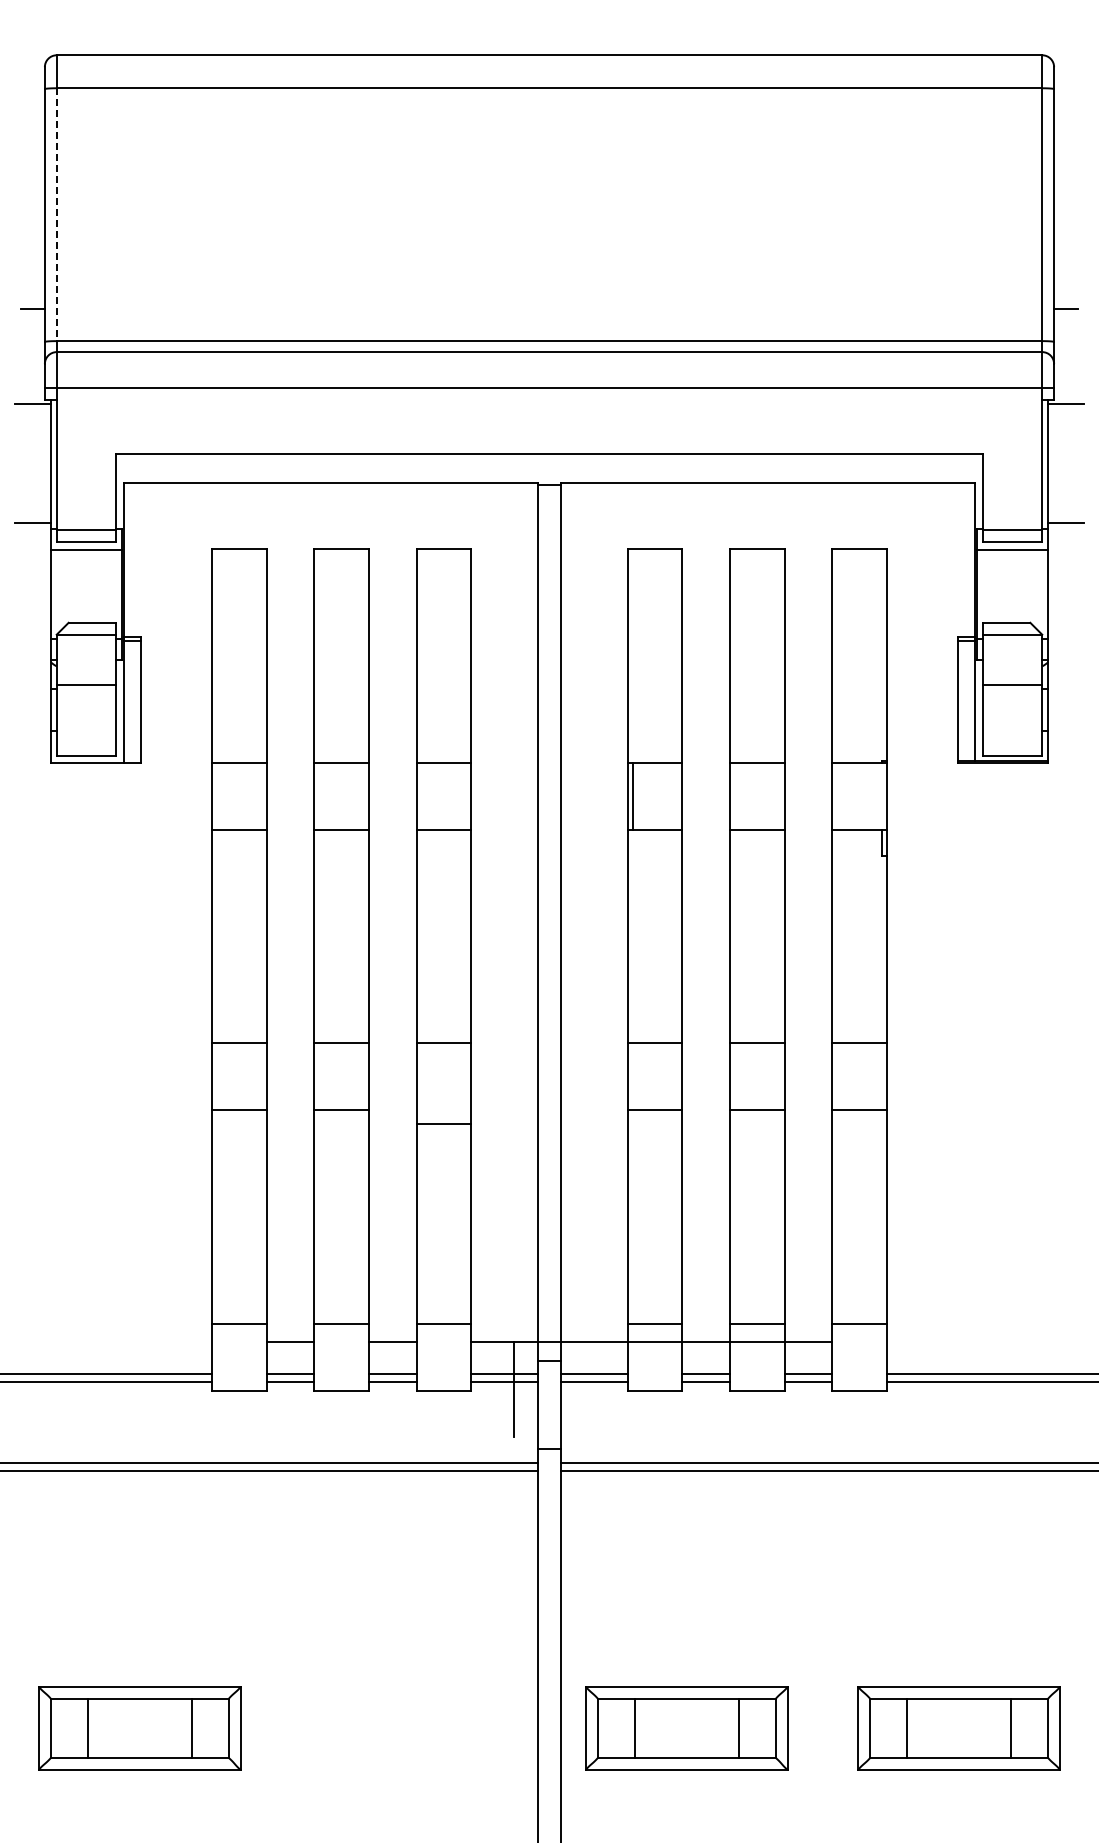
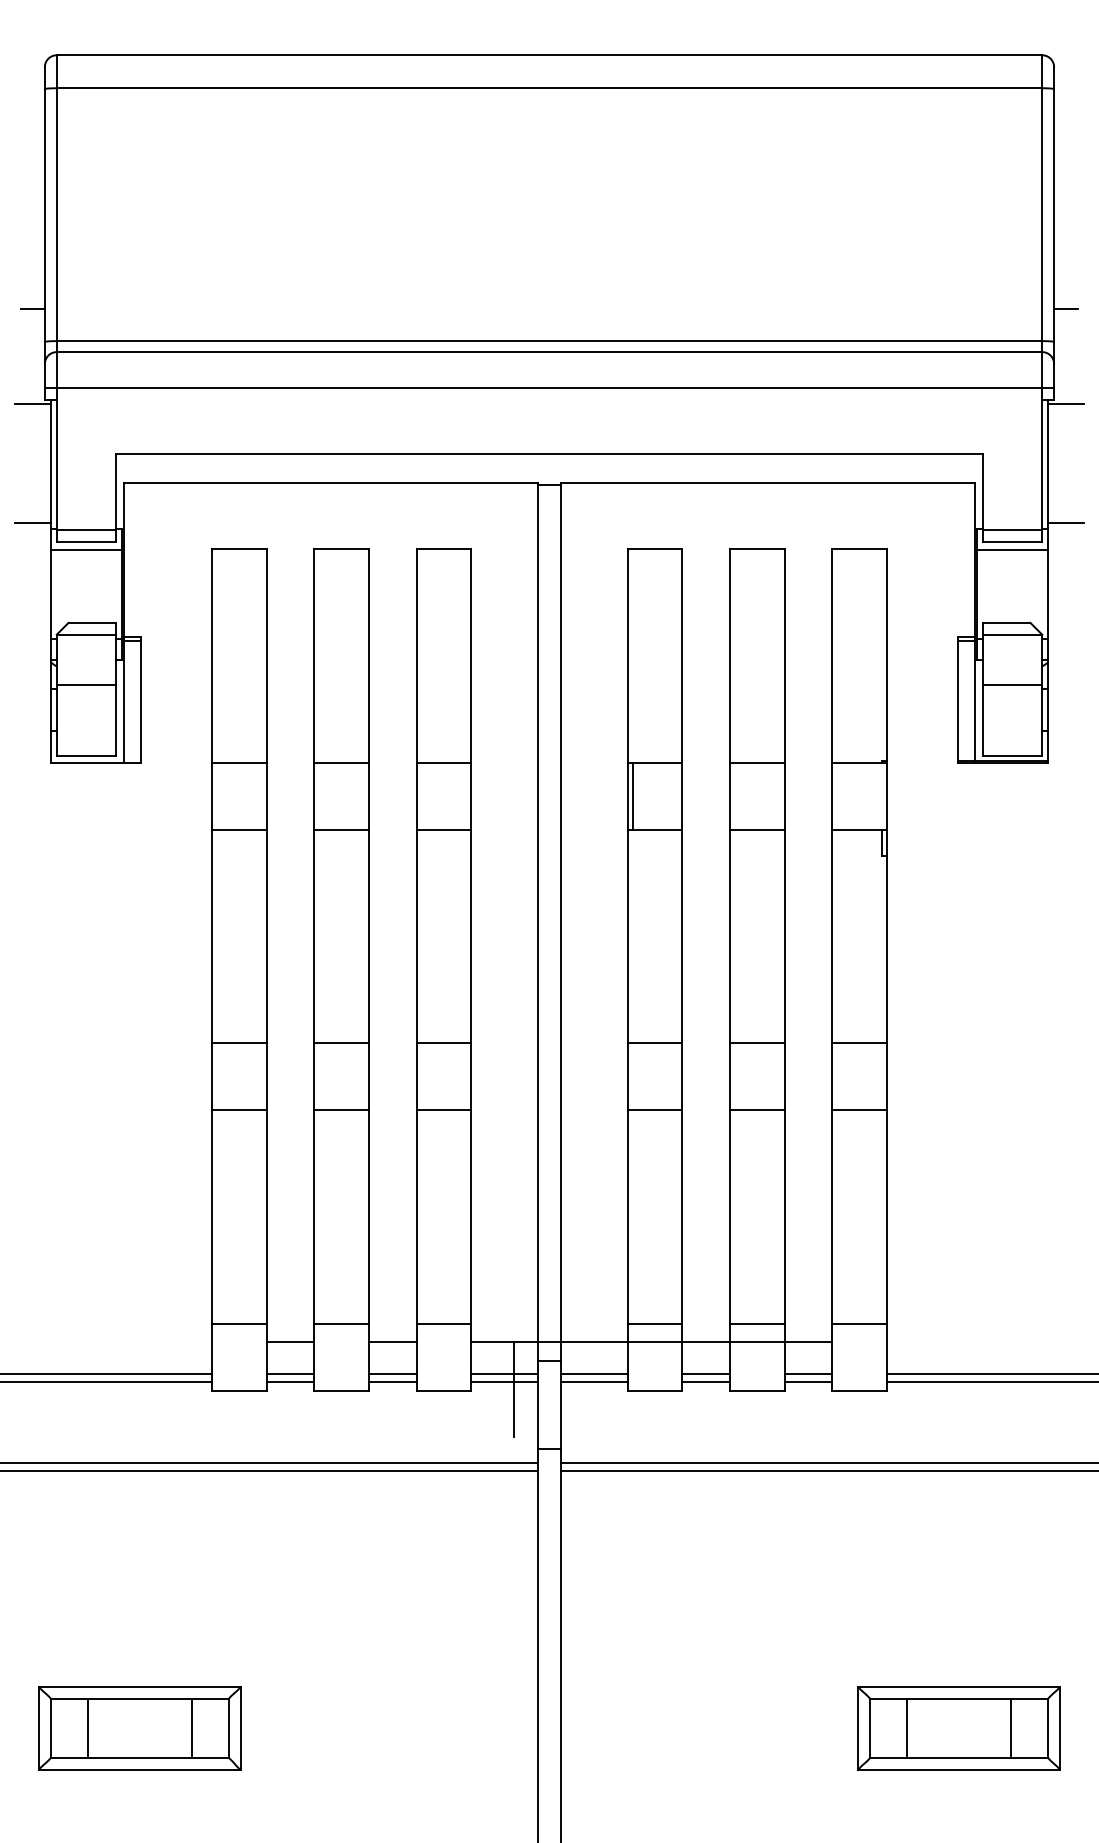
line: dashed -> solid (56, 215)
line position: (443, 1123) -> (443, 1109) (443, 1109)
part: present -> none (686, 1728)
